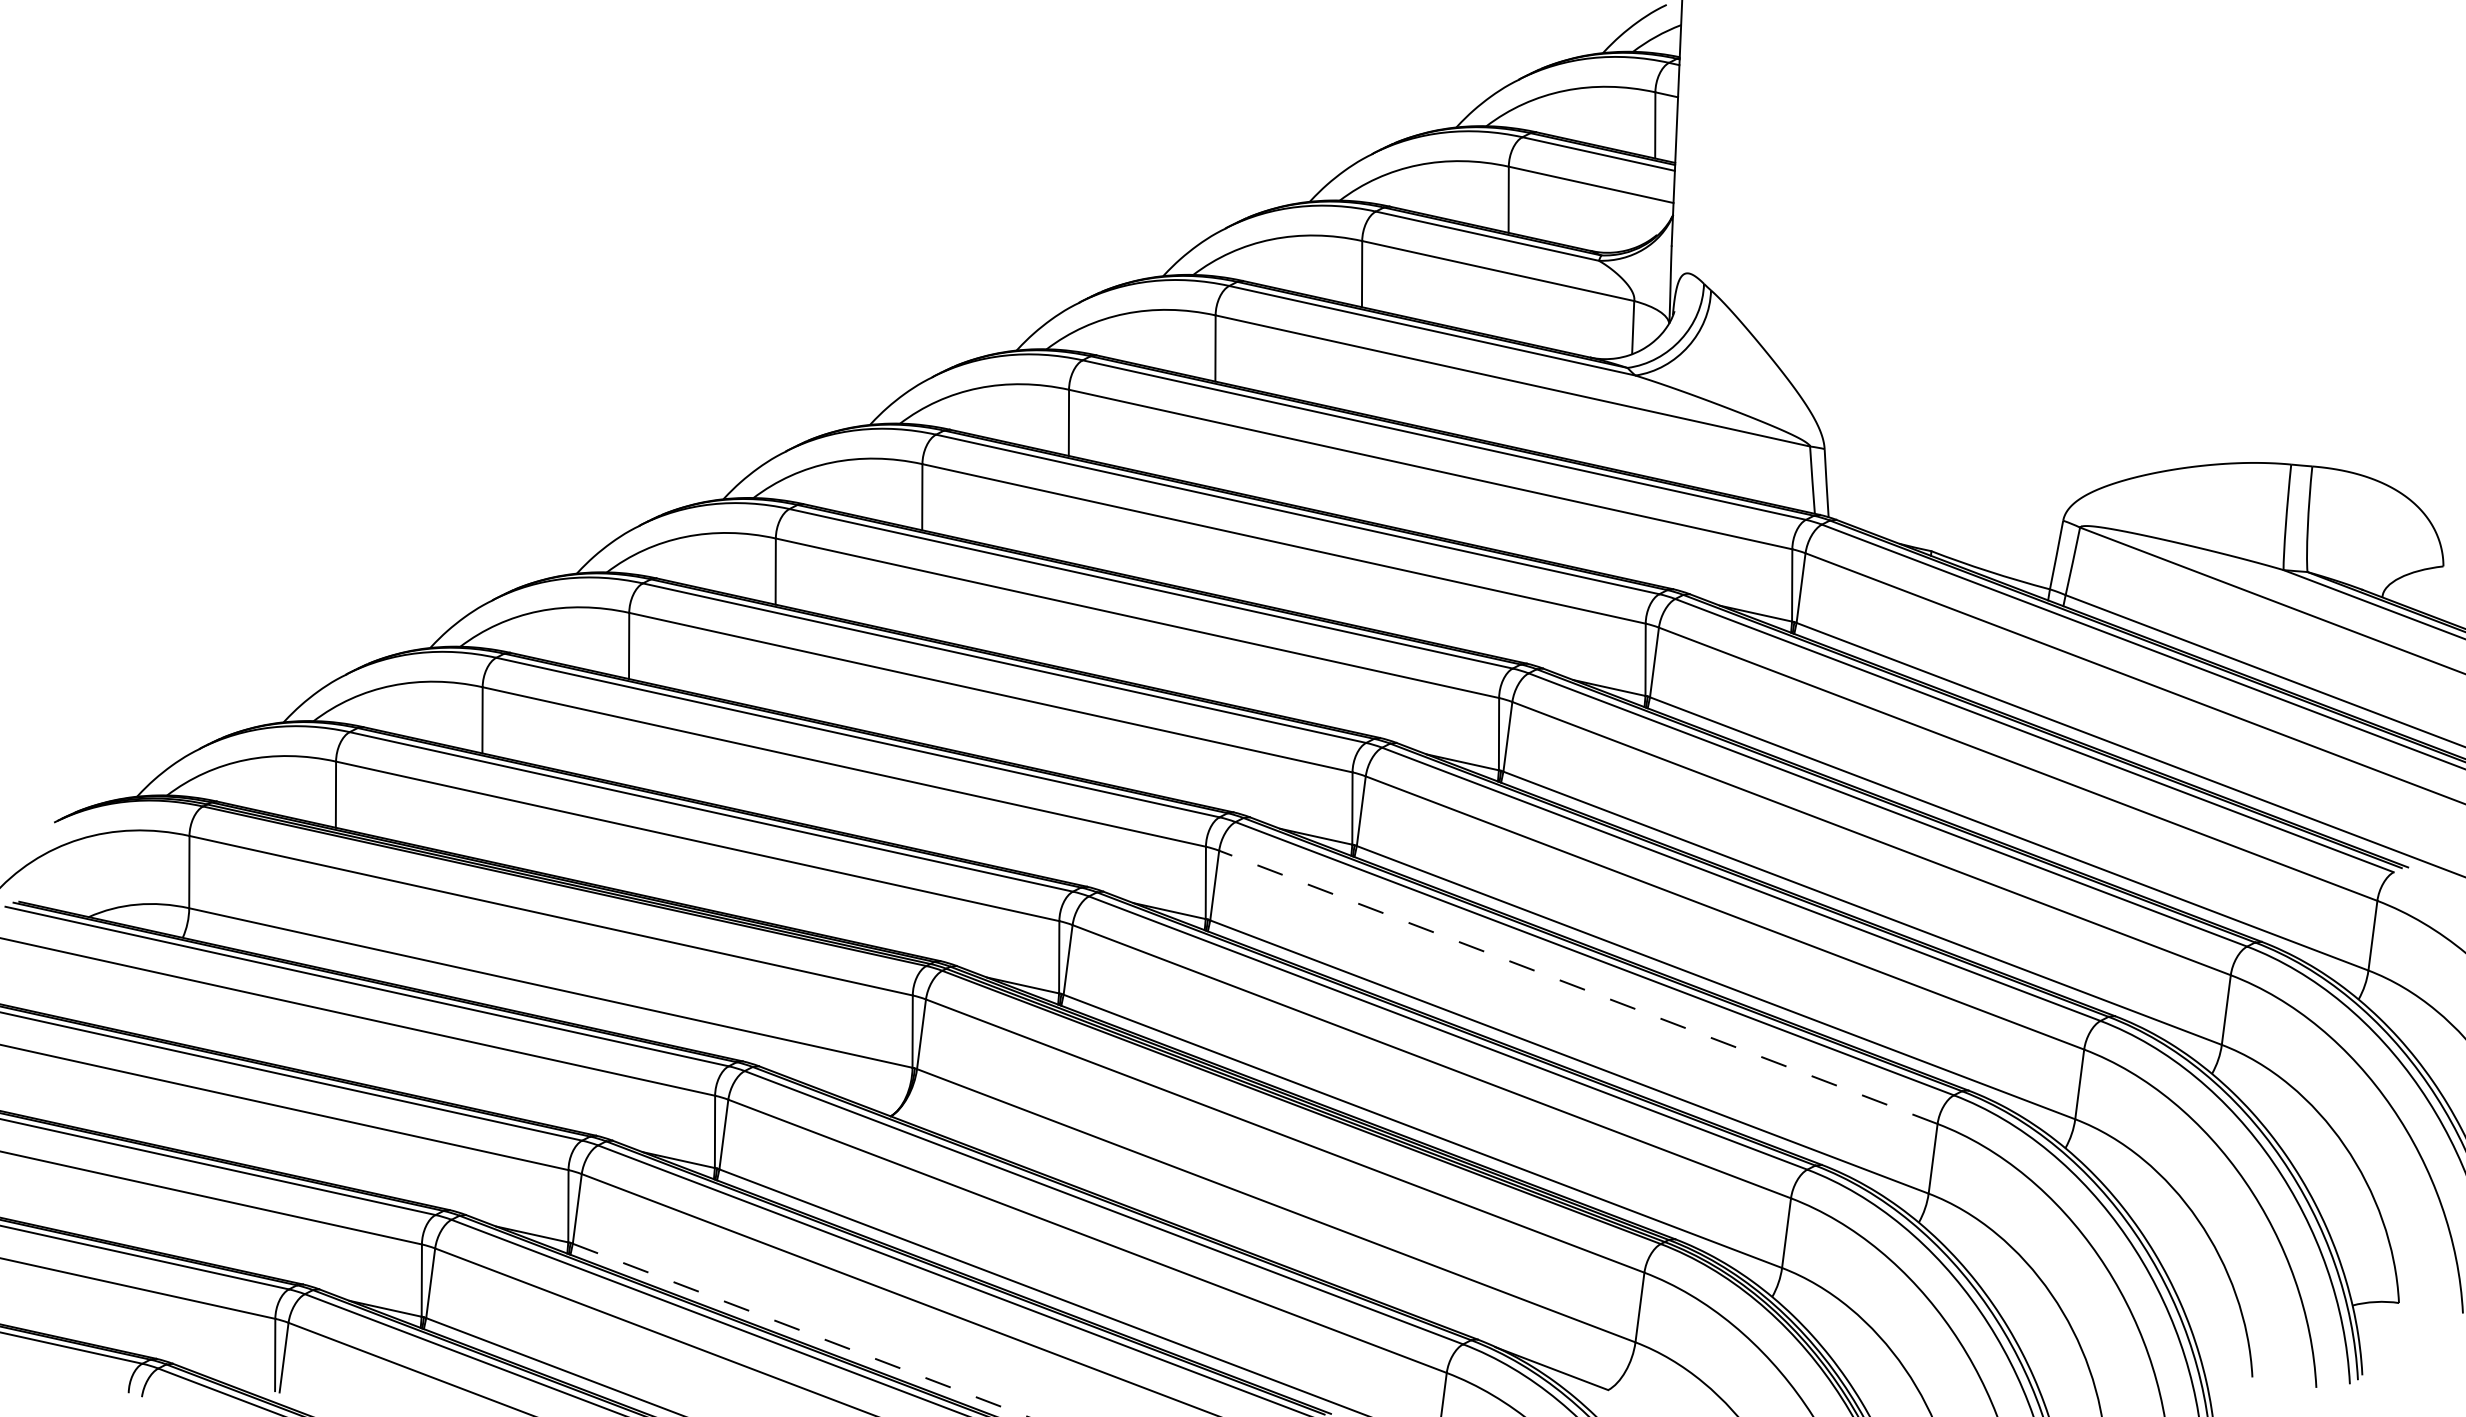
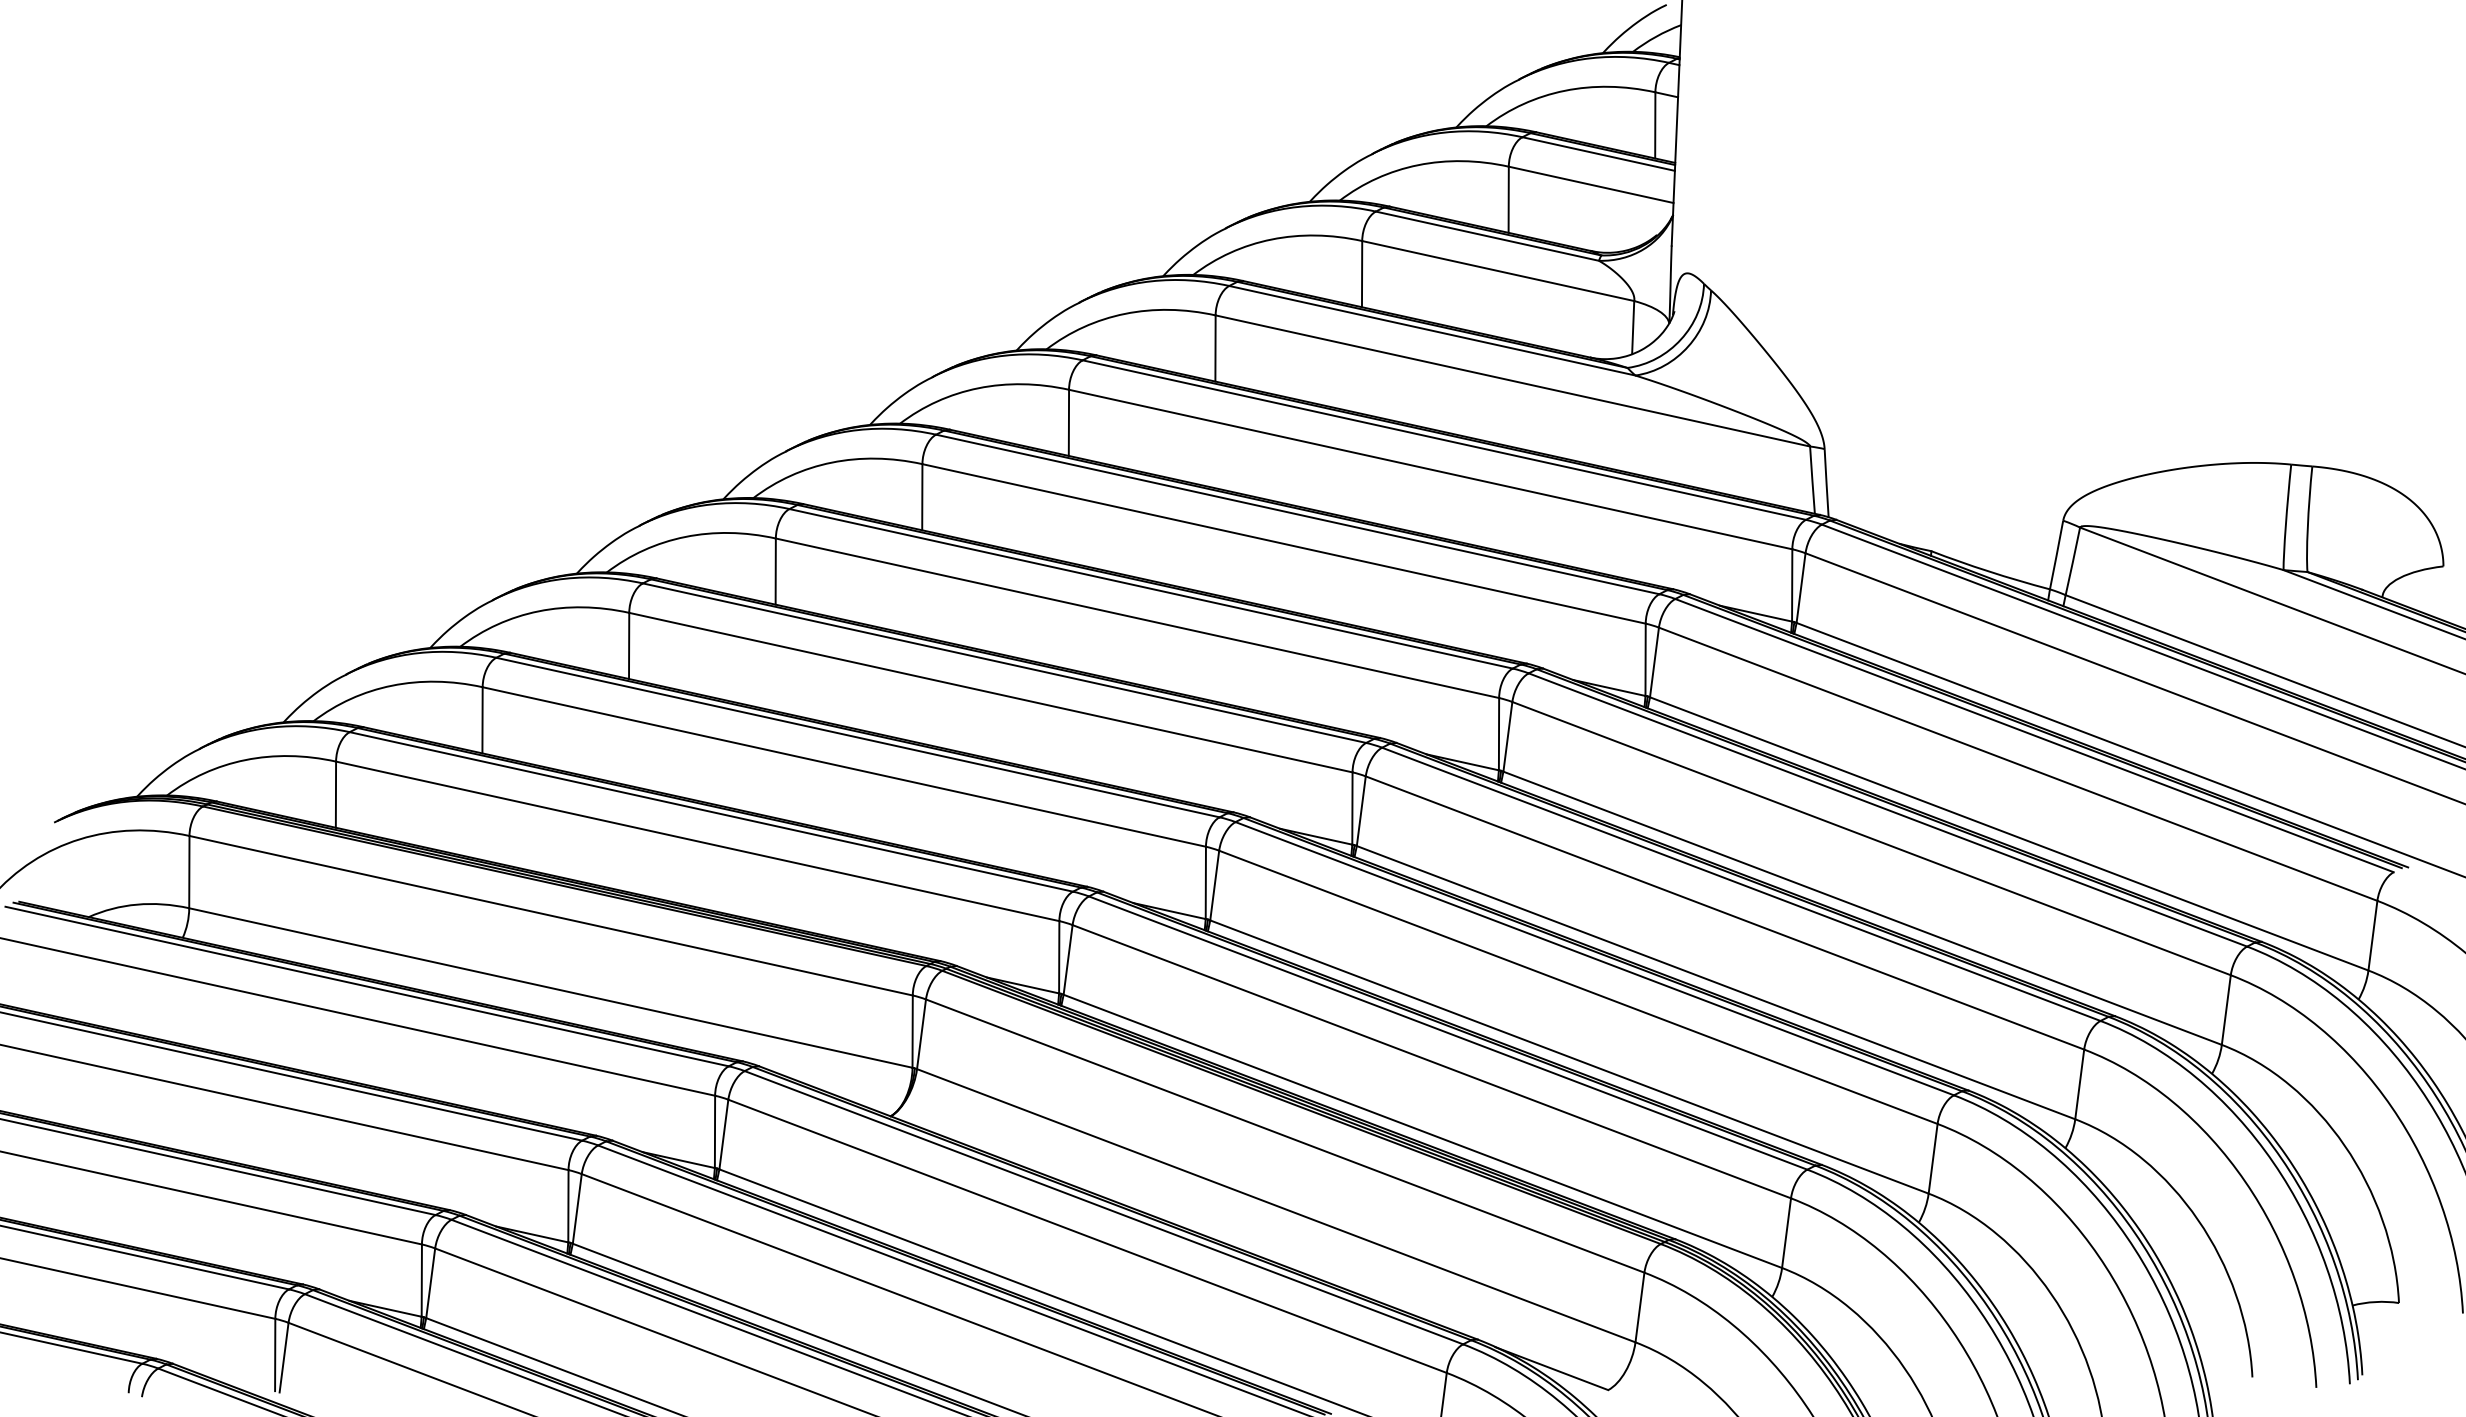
line: dashed -> solid (1577, 987)
line: dashed -> solid (800, 1330)
